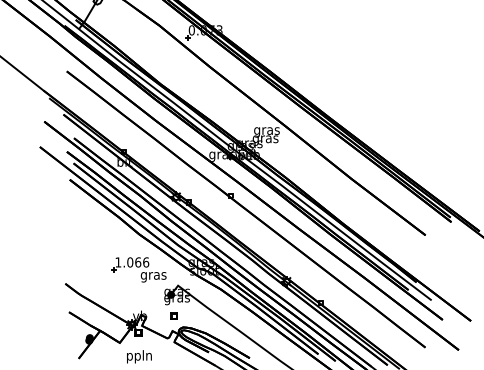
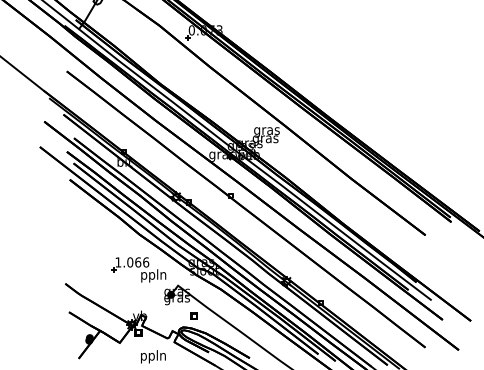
text: gras -> ppln (153, 275)
part position: (173, 315) -> (193, 315) (193, 315)
text position: (139, 356) -> (153, 356) (153, 356)
